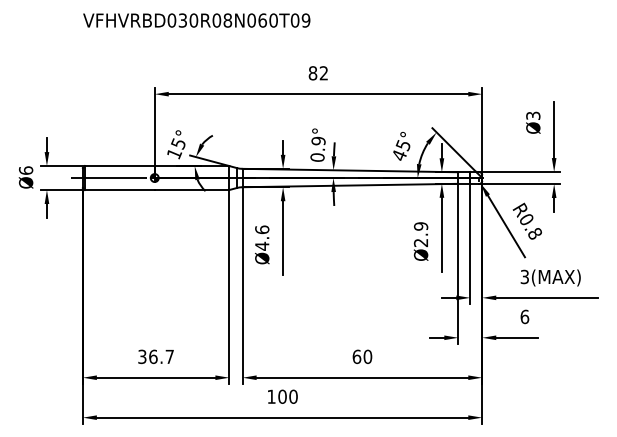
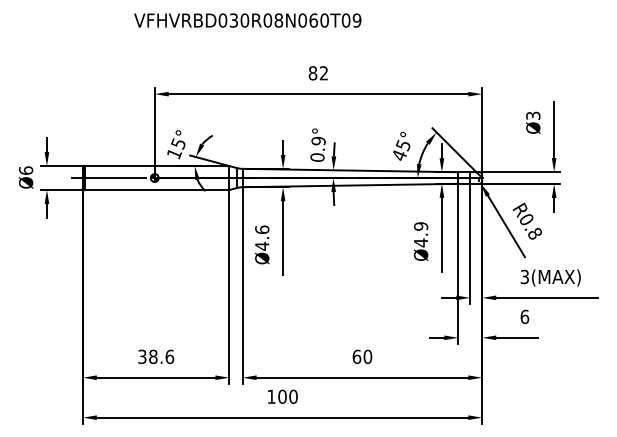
text position: (196, 20) -> (247, 20) (247, 20)
text: Ø2.9 -> Ø4.9 (420, 242)
text: 36.7 -> 38.6 (161, 356)
